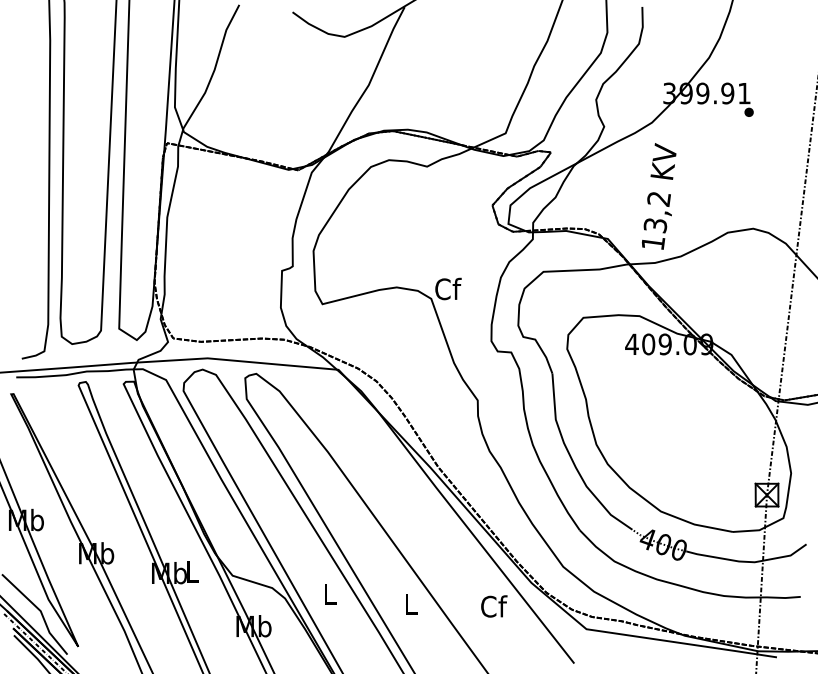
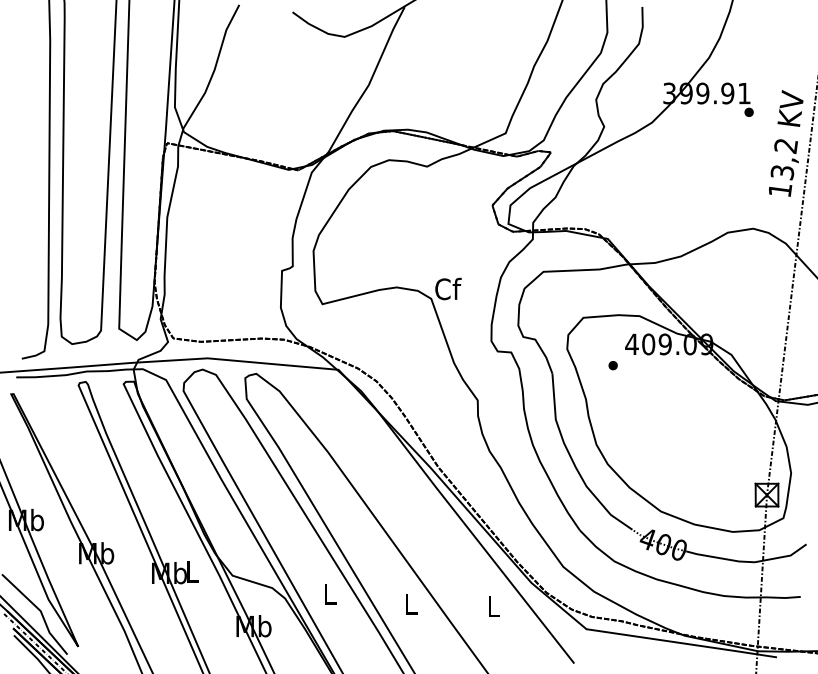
text position: (659, 196) -> (786, 143) (786, 143)
part: none -> present (612, 365)
text: Cf -> L (494, 606)
